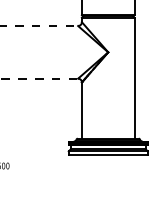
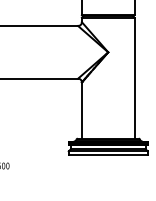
line: dashed -> solid (39, 26)
line: dashed -> solid (39, 78)
